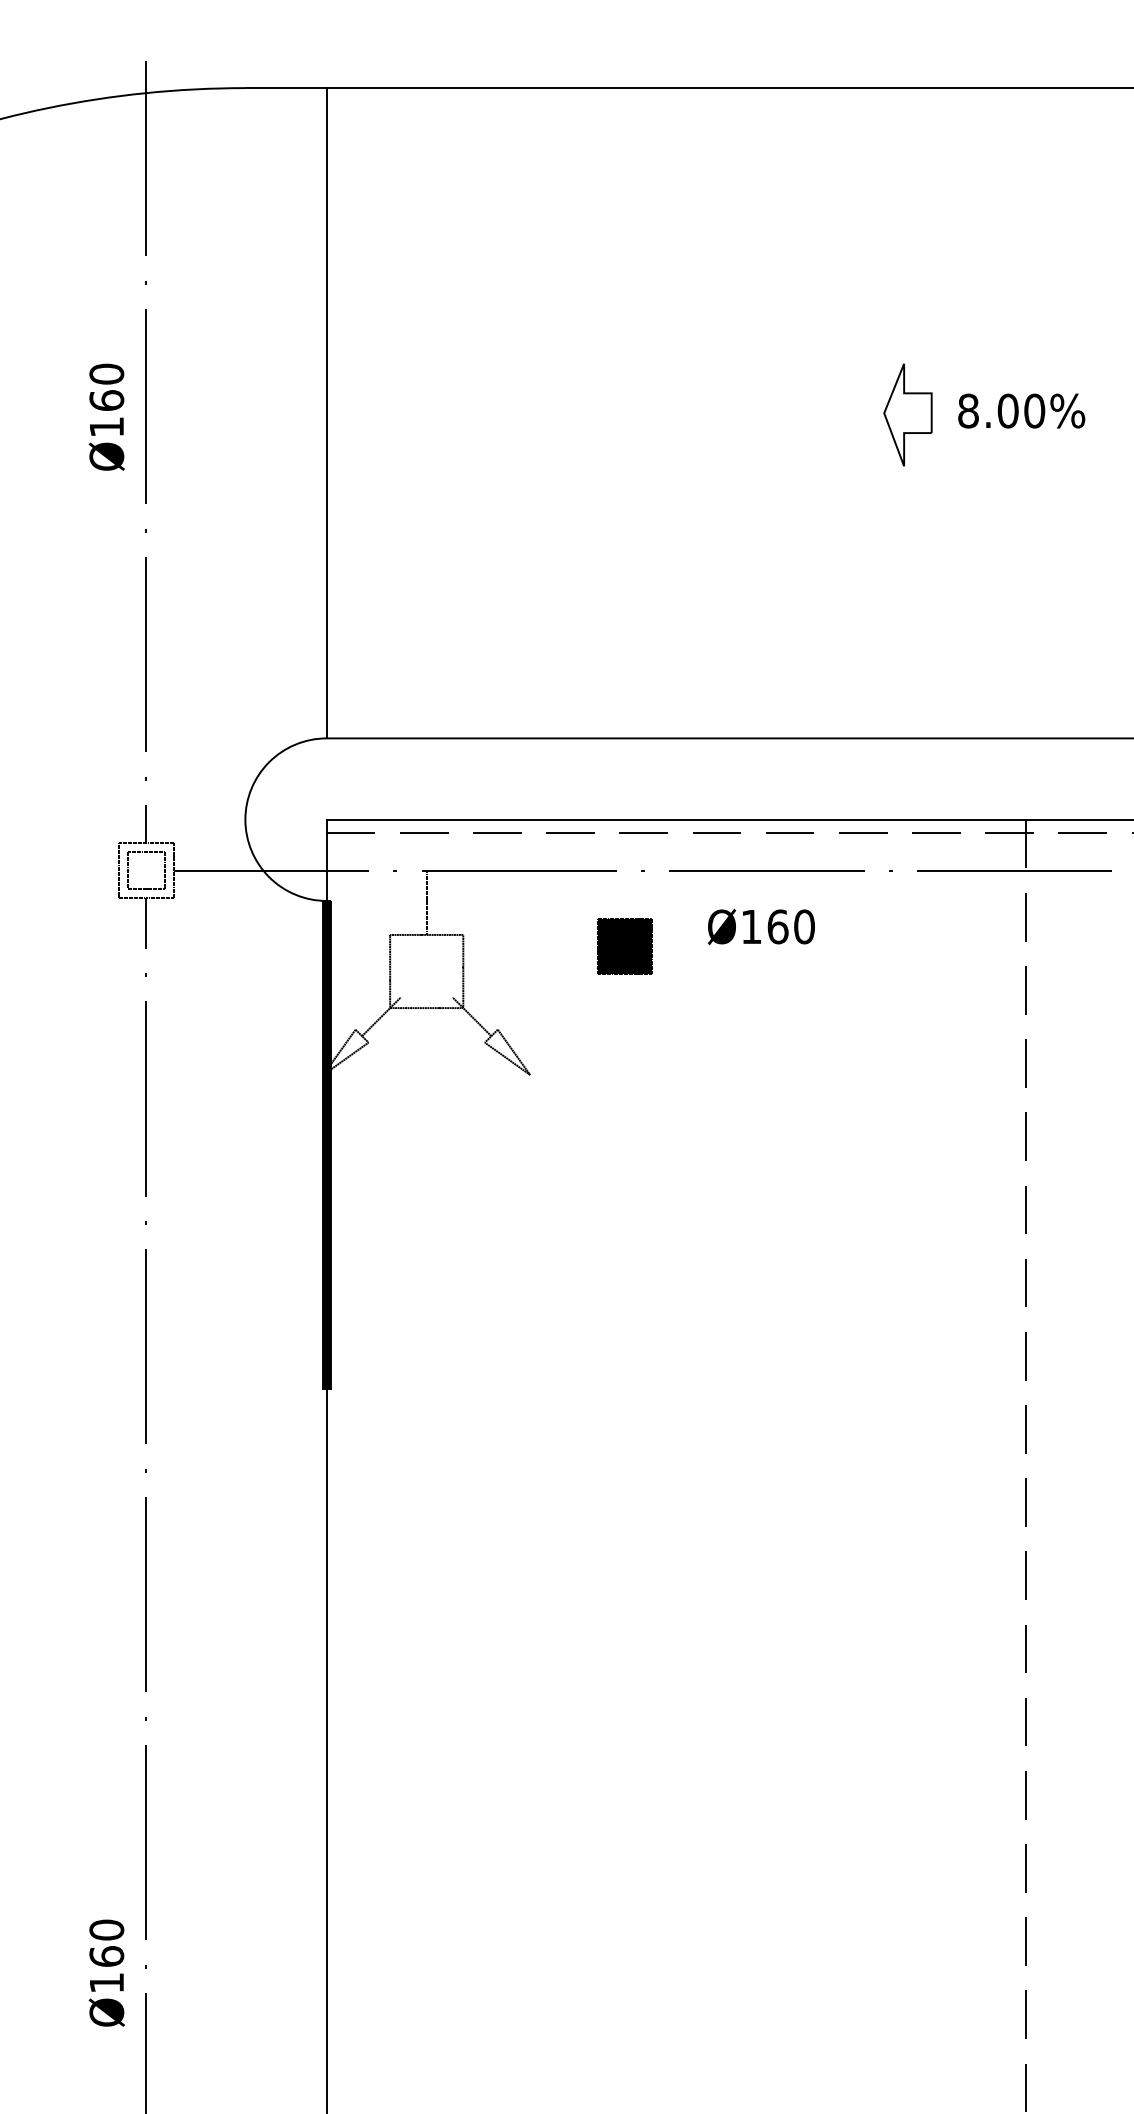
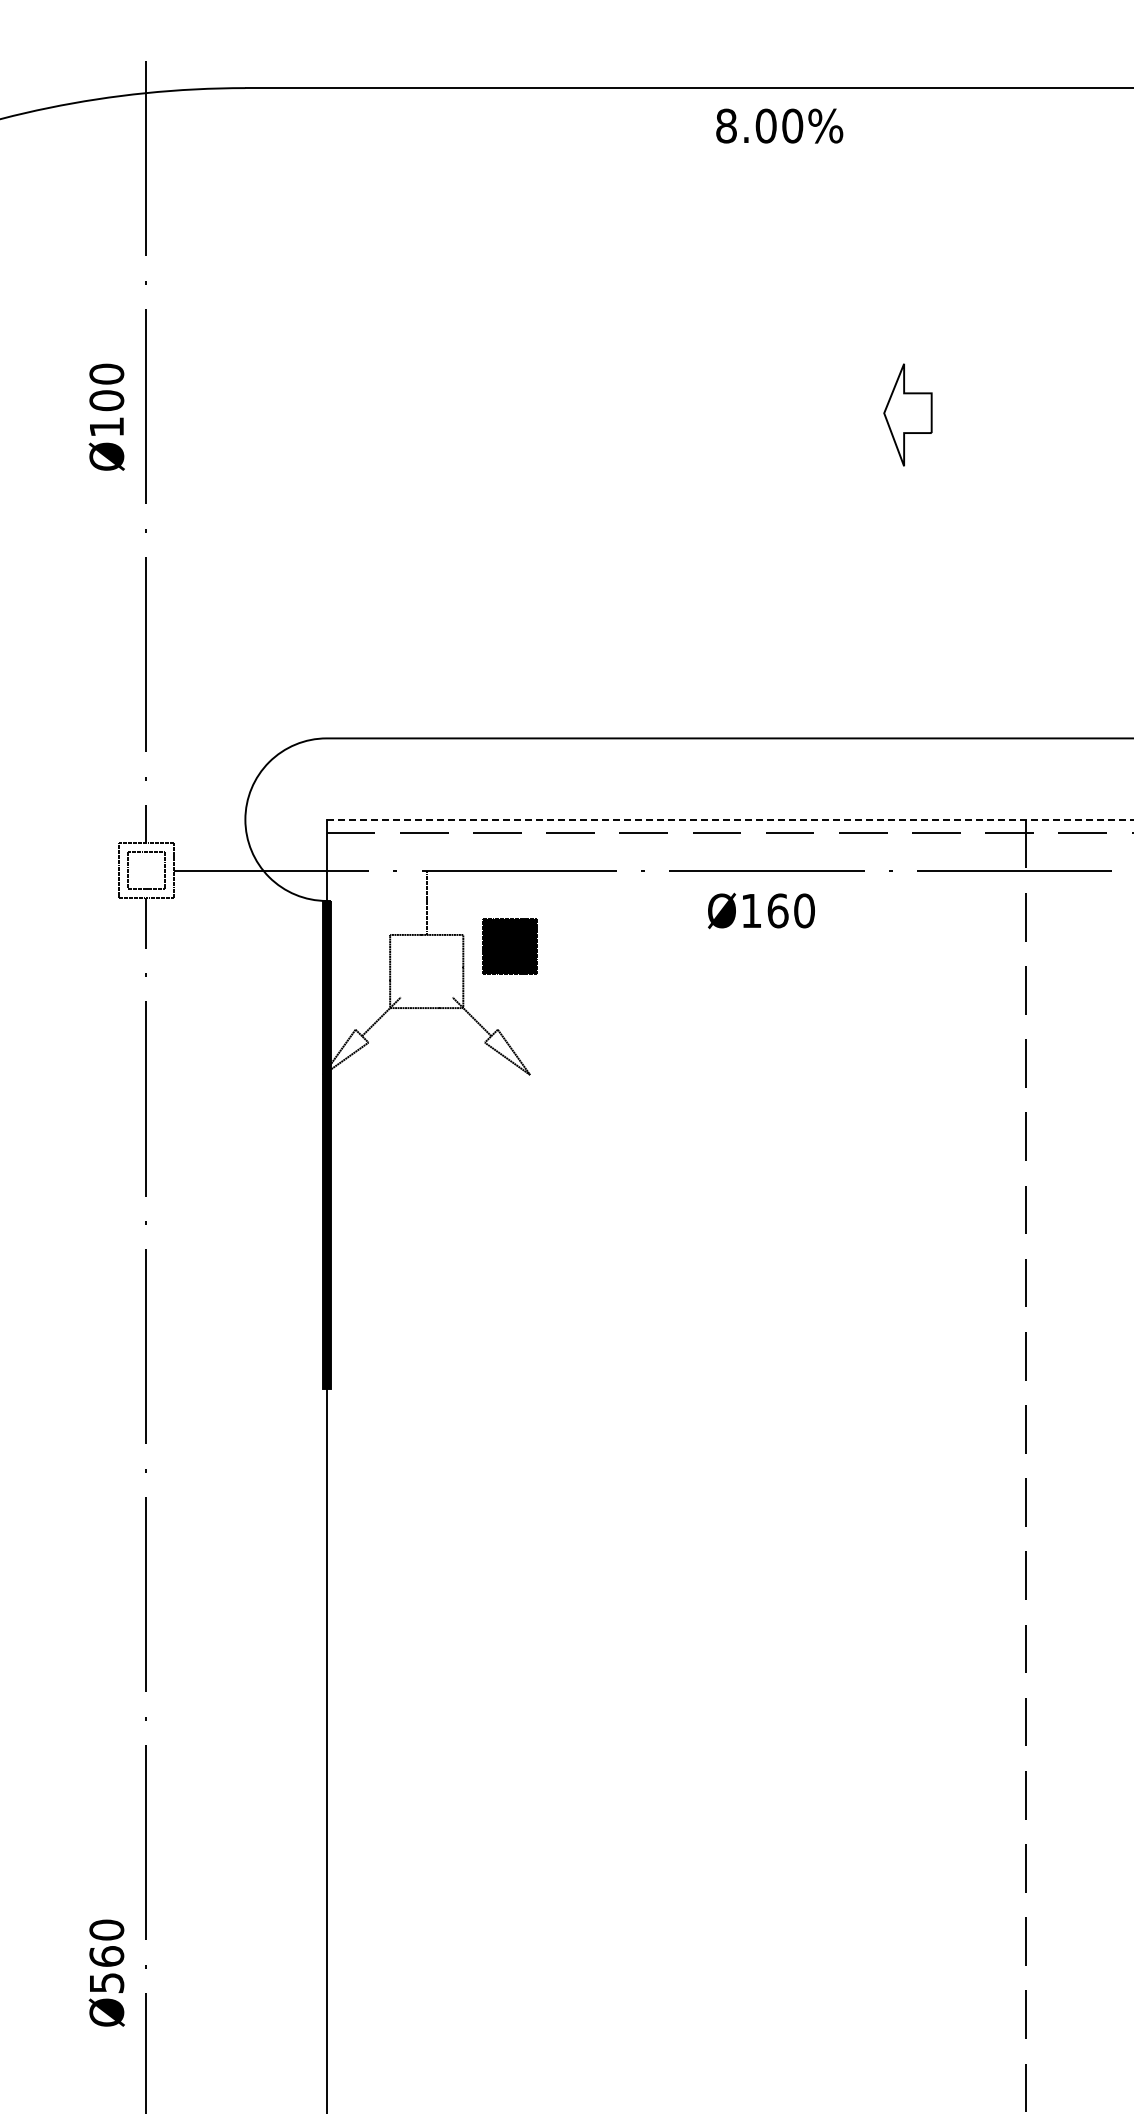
text: Ø160 -> Ø100 (106, 400)
text position: (1021, 410) -> (779, 125) (779, 125)
line: present -> none (326, 413)
line: solid -> dashed (730, 819)
text position: (761, 926) -> (761, 910) (761, 910)
part position: (624, 946) -> (509, 946) (509, 946)
text: Ø160 -> Ø560 (107, 1983)
